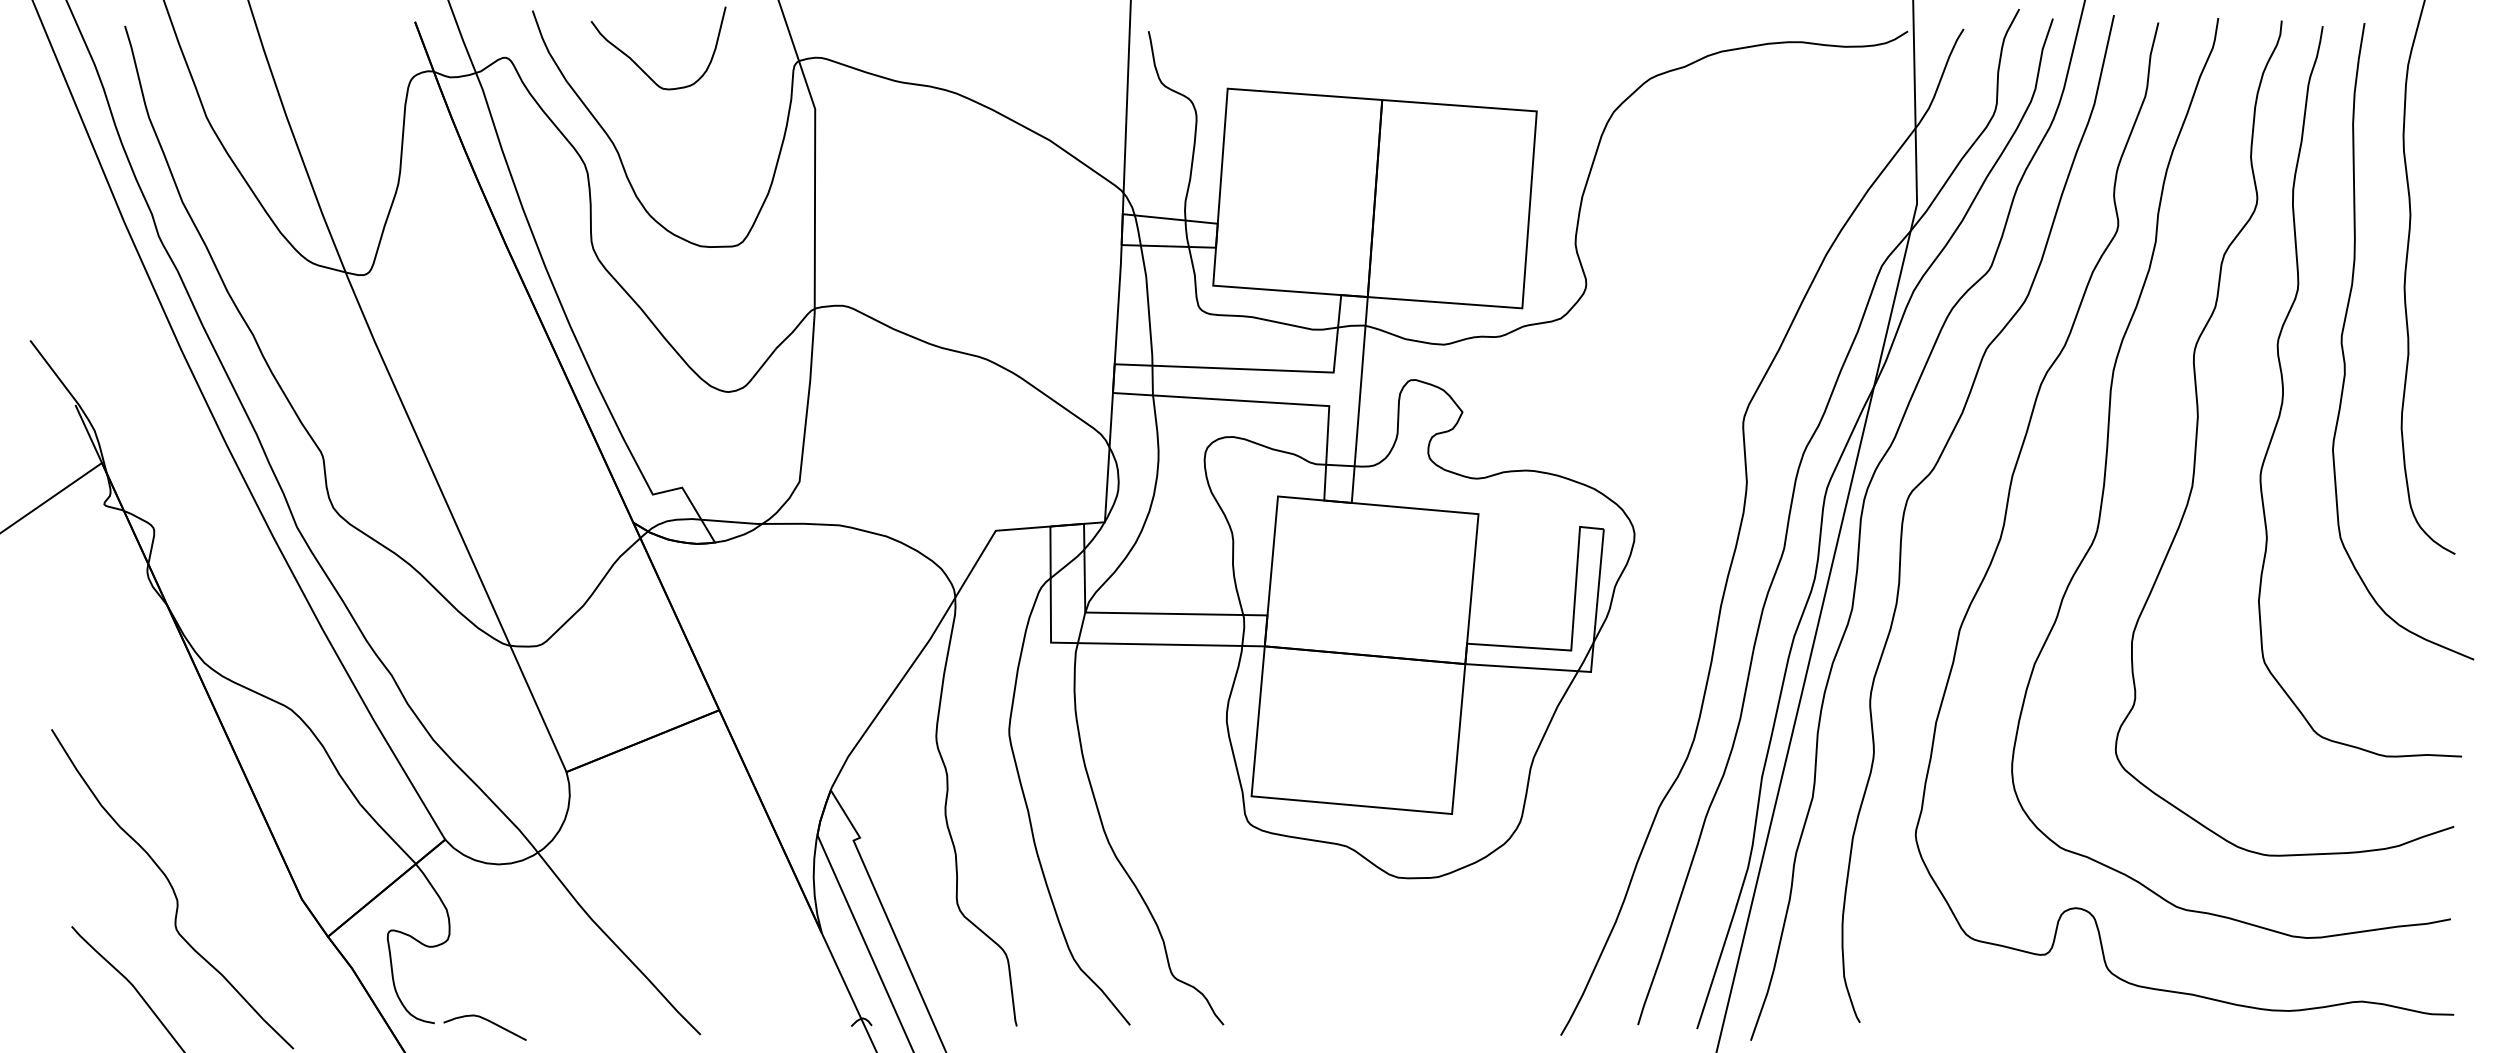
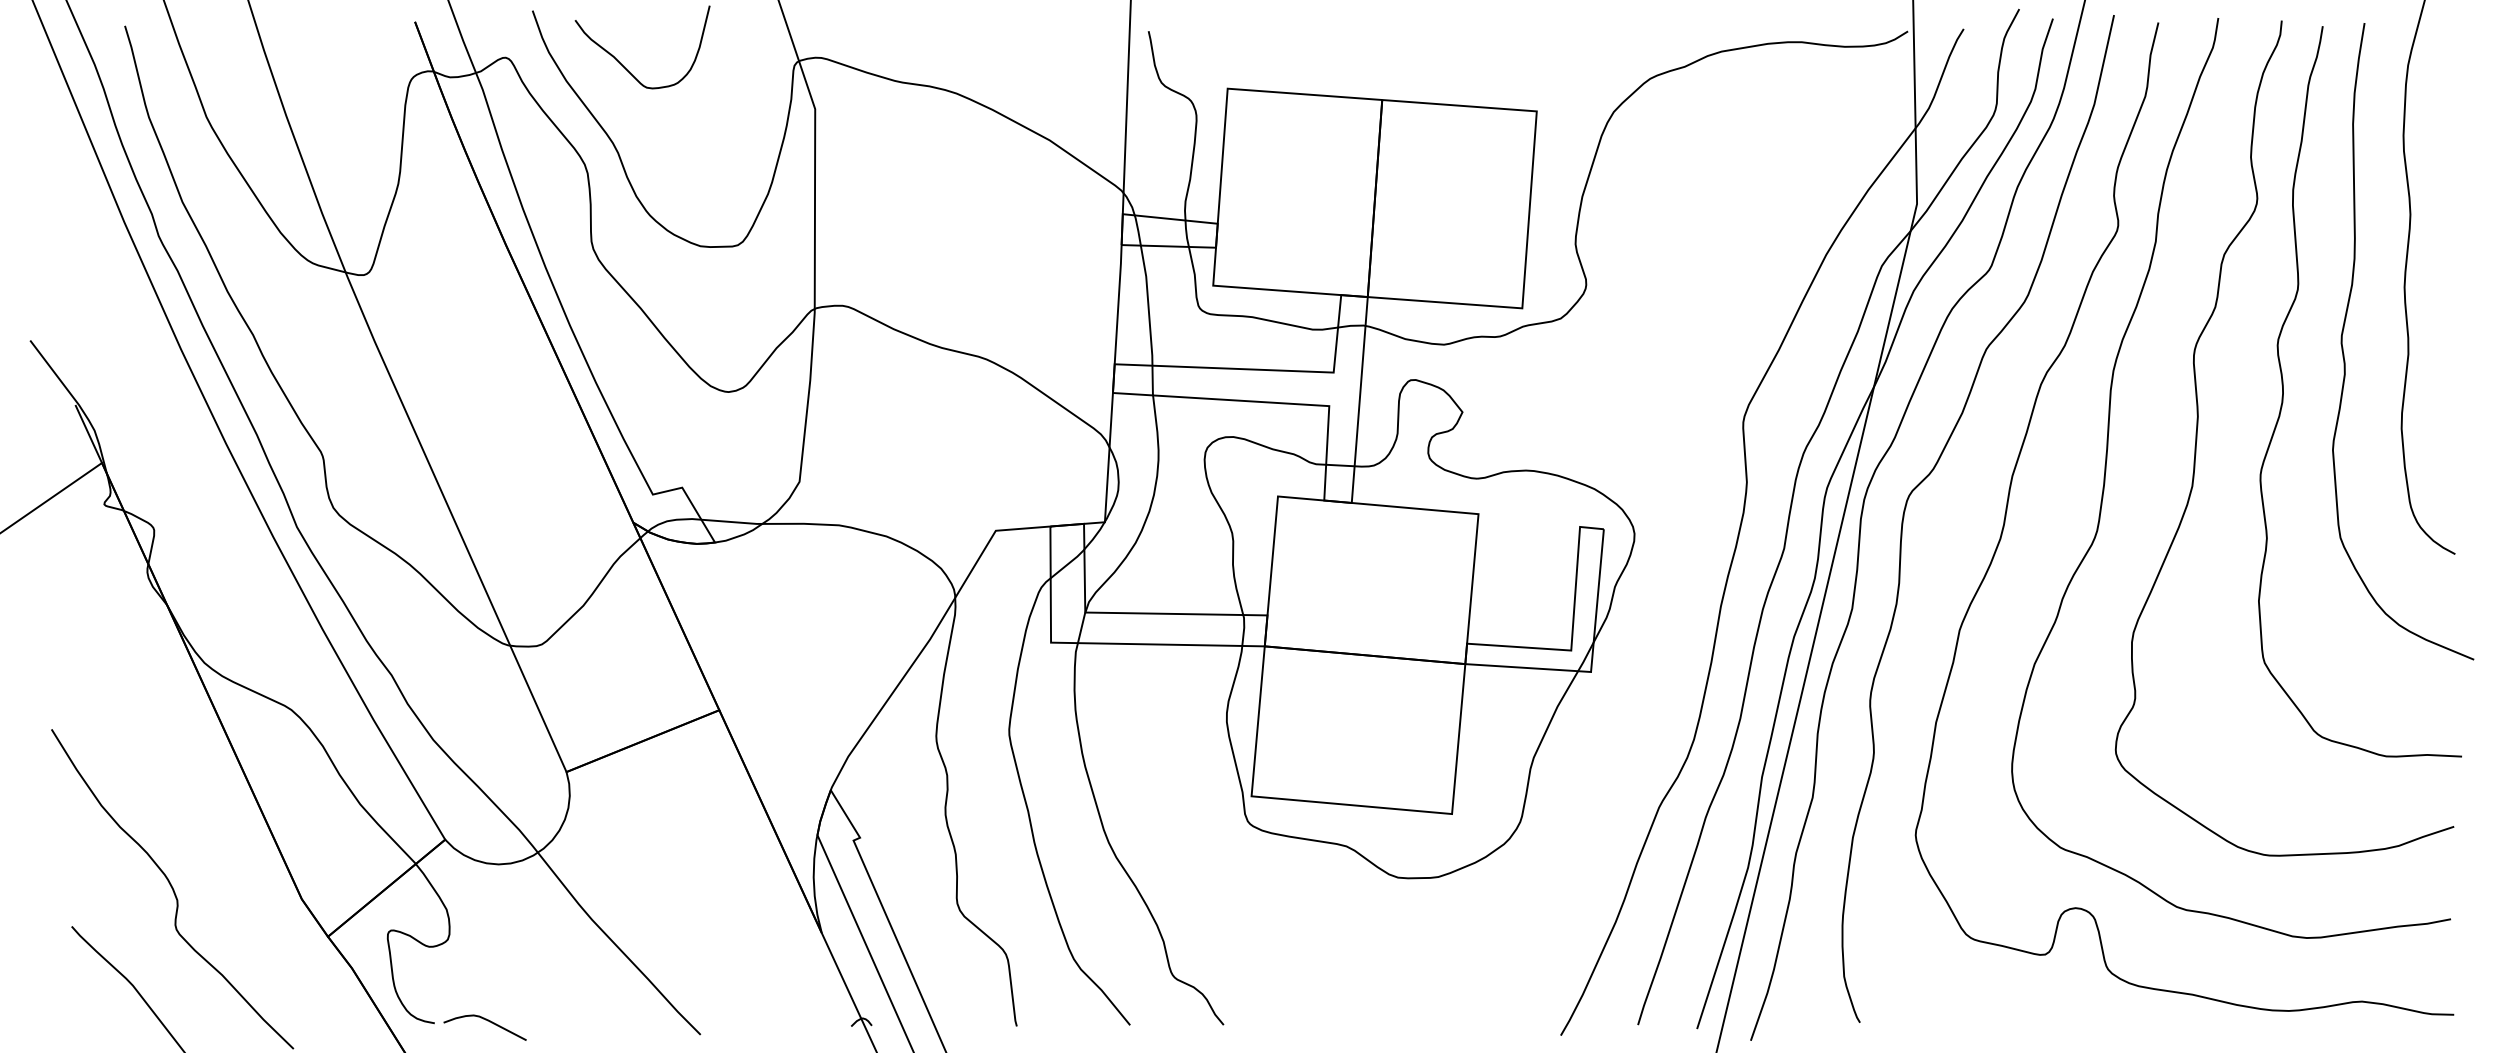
curve position: (639, 66) -> (623, 65) (623, 65)
